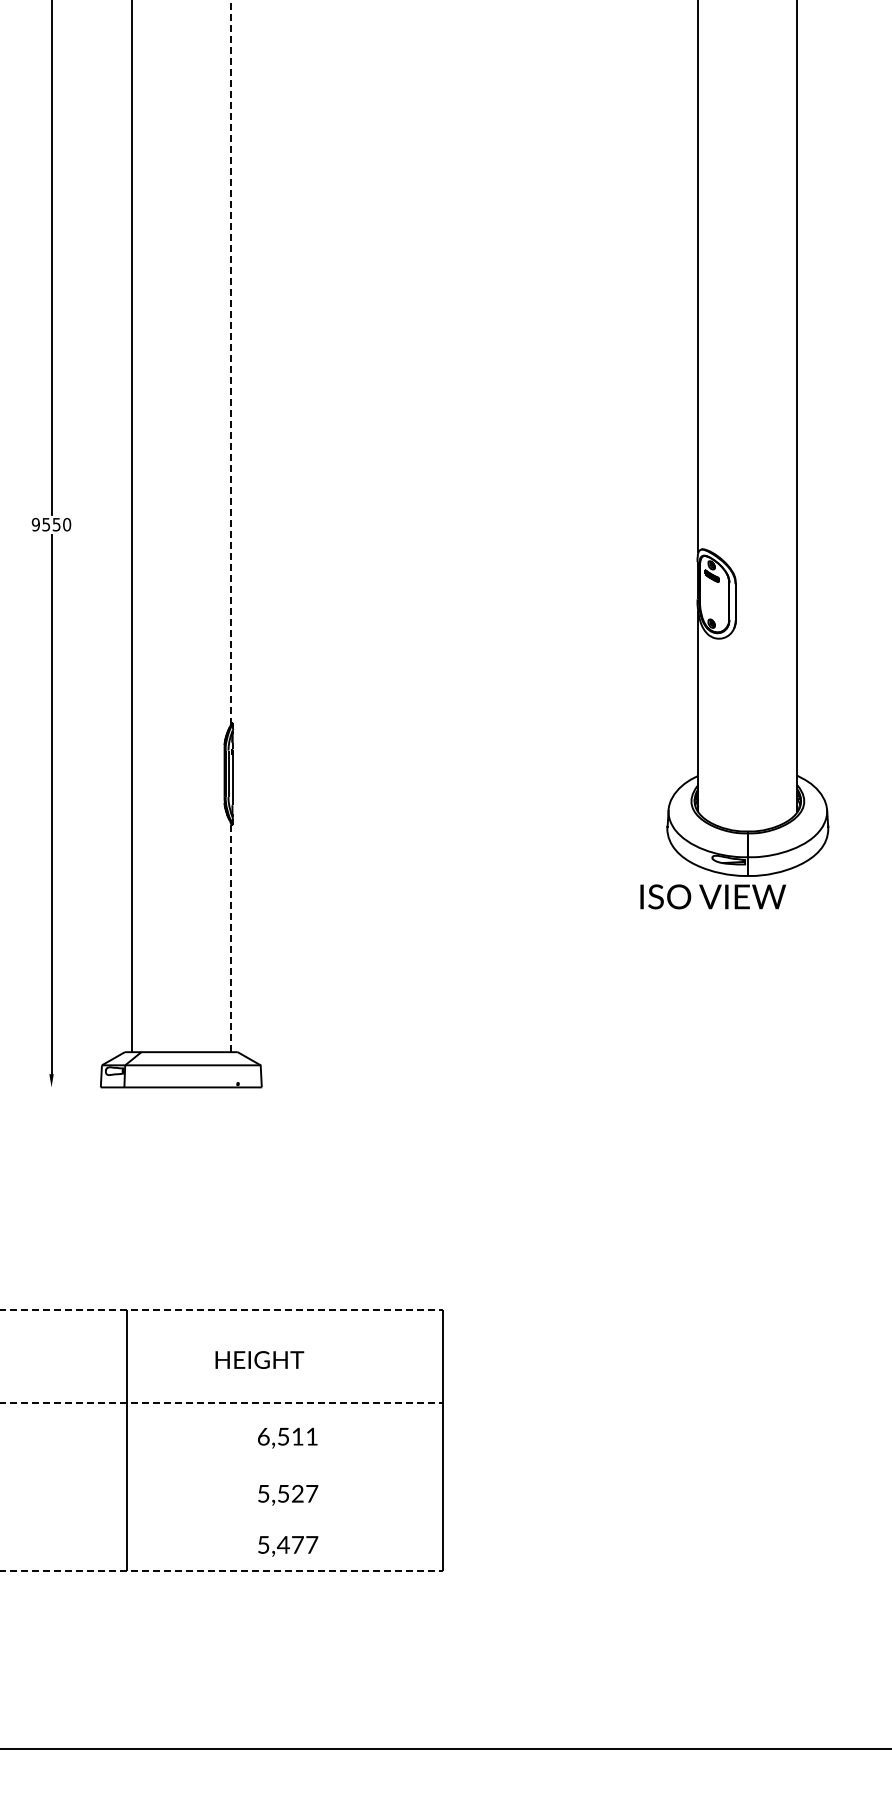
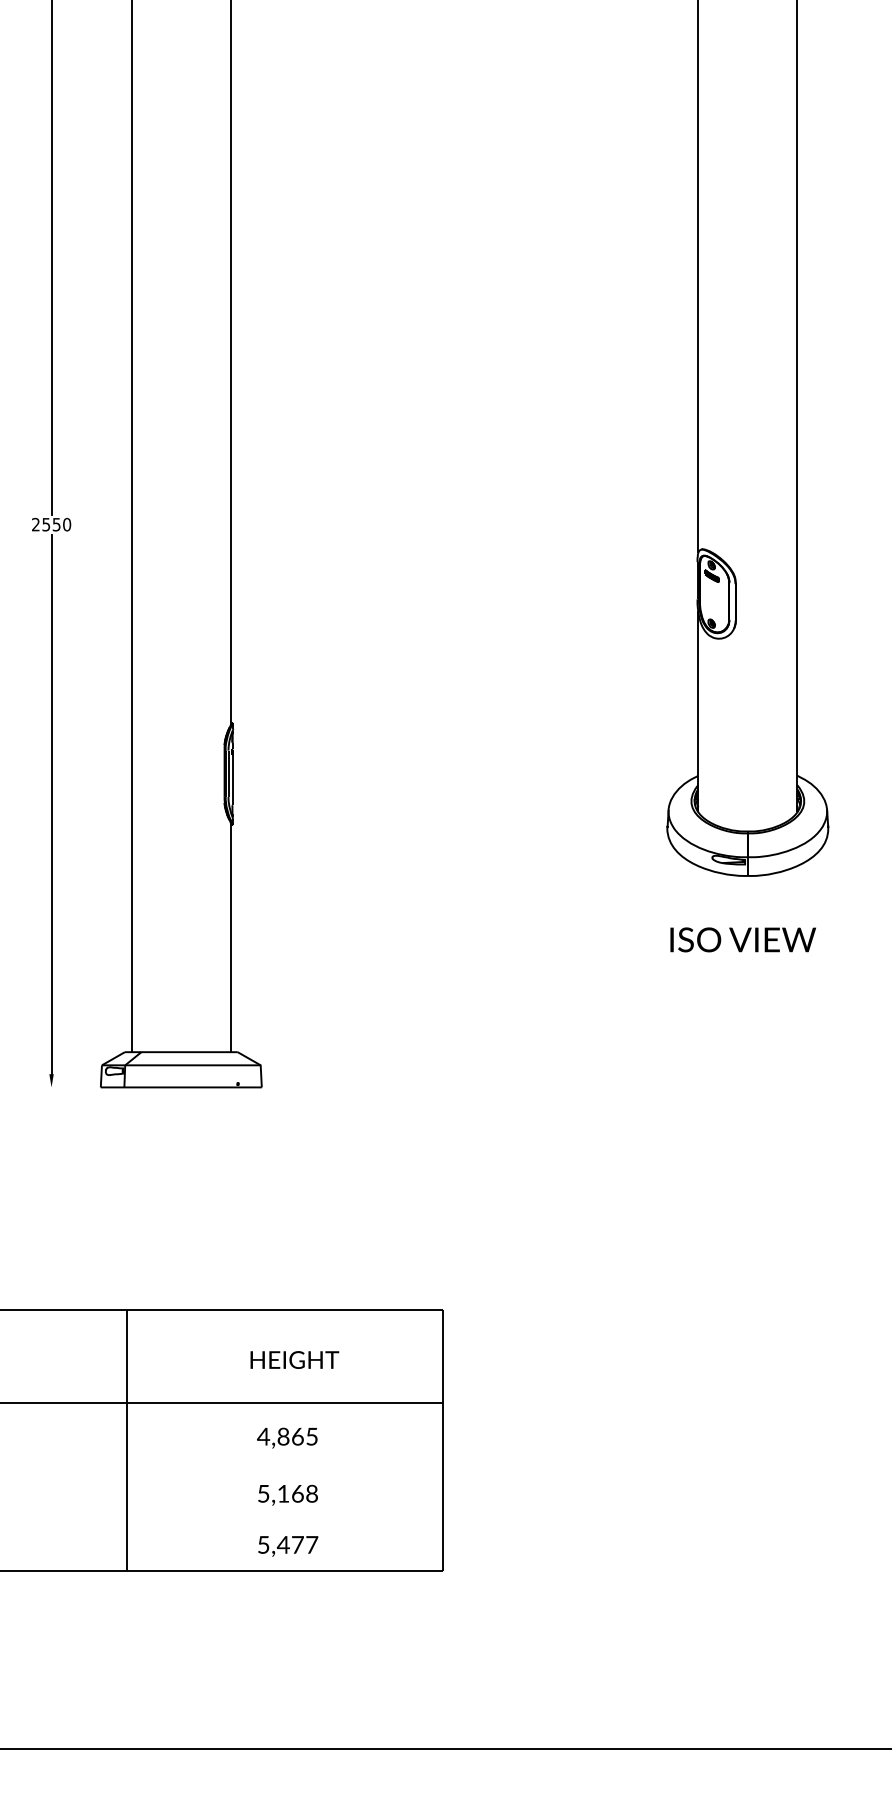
line: dashed -> solid (230, 362)
text: 9550 -> 2550 (35, 524)
text position: (712, 896) -> (742, 939) (742, 939)
line: dashed -> solid (230, 937)
line: dashed -> solid (221, 1310)
text position: (259, 1359) -> (294, 1359) (294, 1359)
line: dashed -> solid (221, 1402)
text: 6,511 -> 4,865 (287, 1436)
text: 5,527 -> 5,168 (298, 1493)
line: dashed -> solid (221, 1570)
